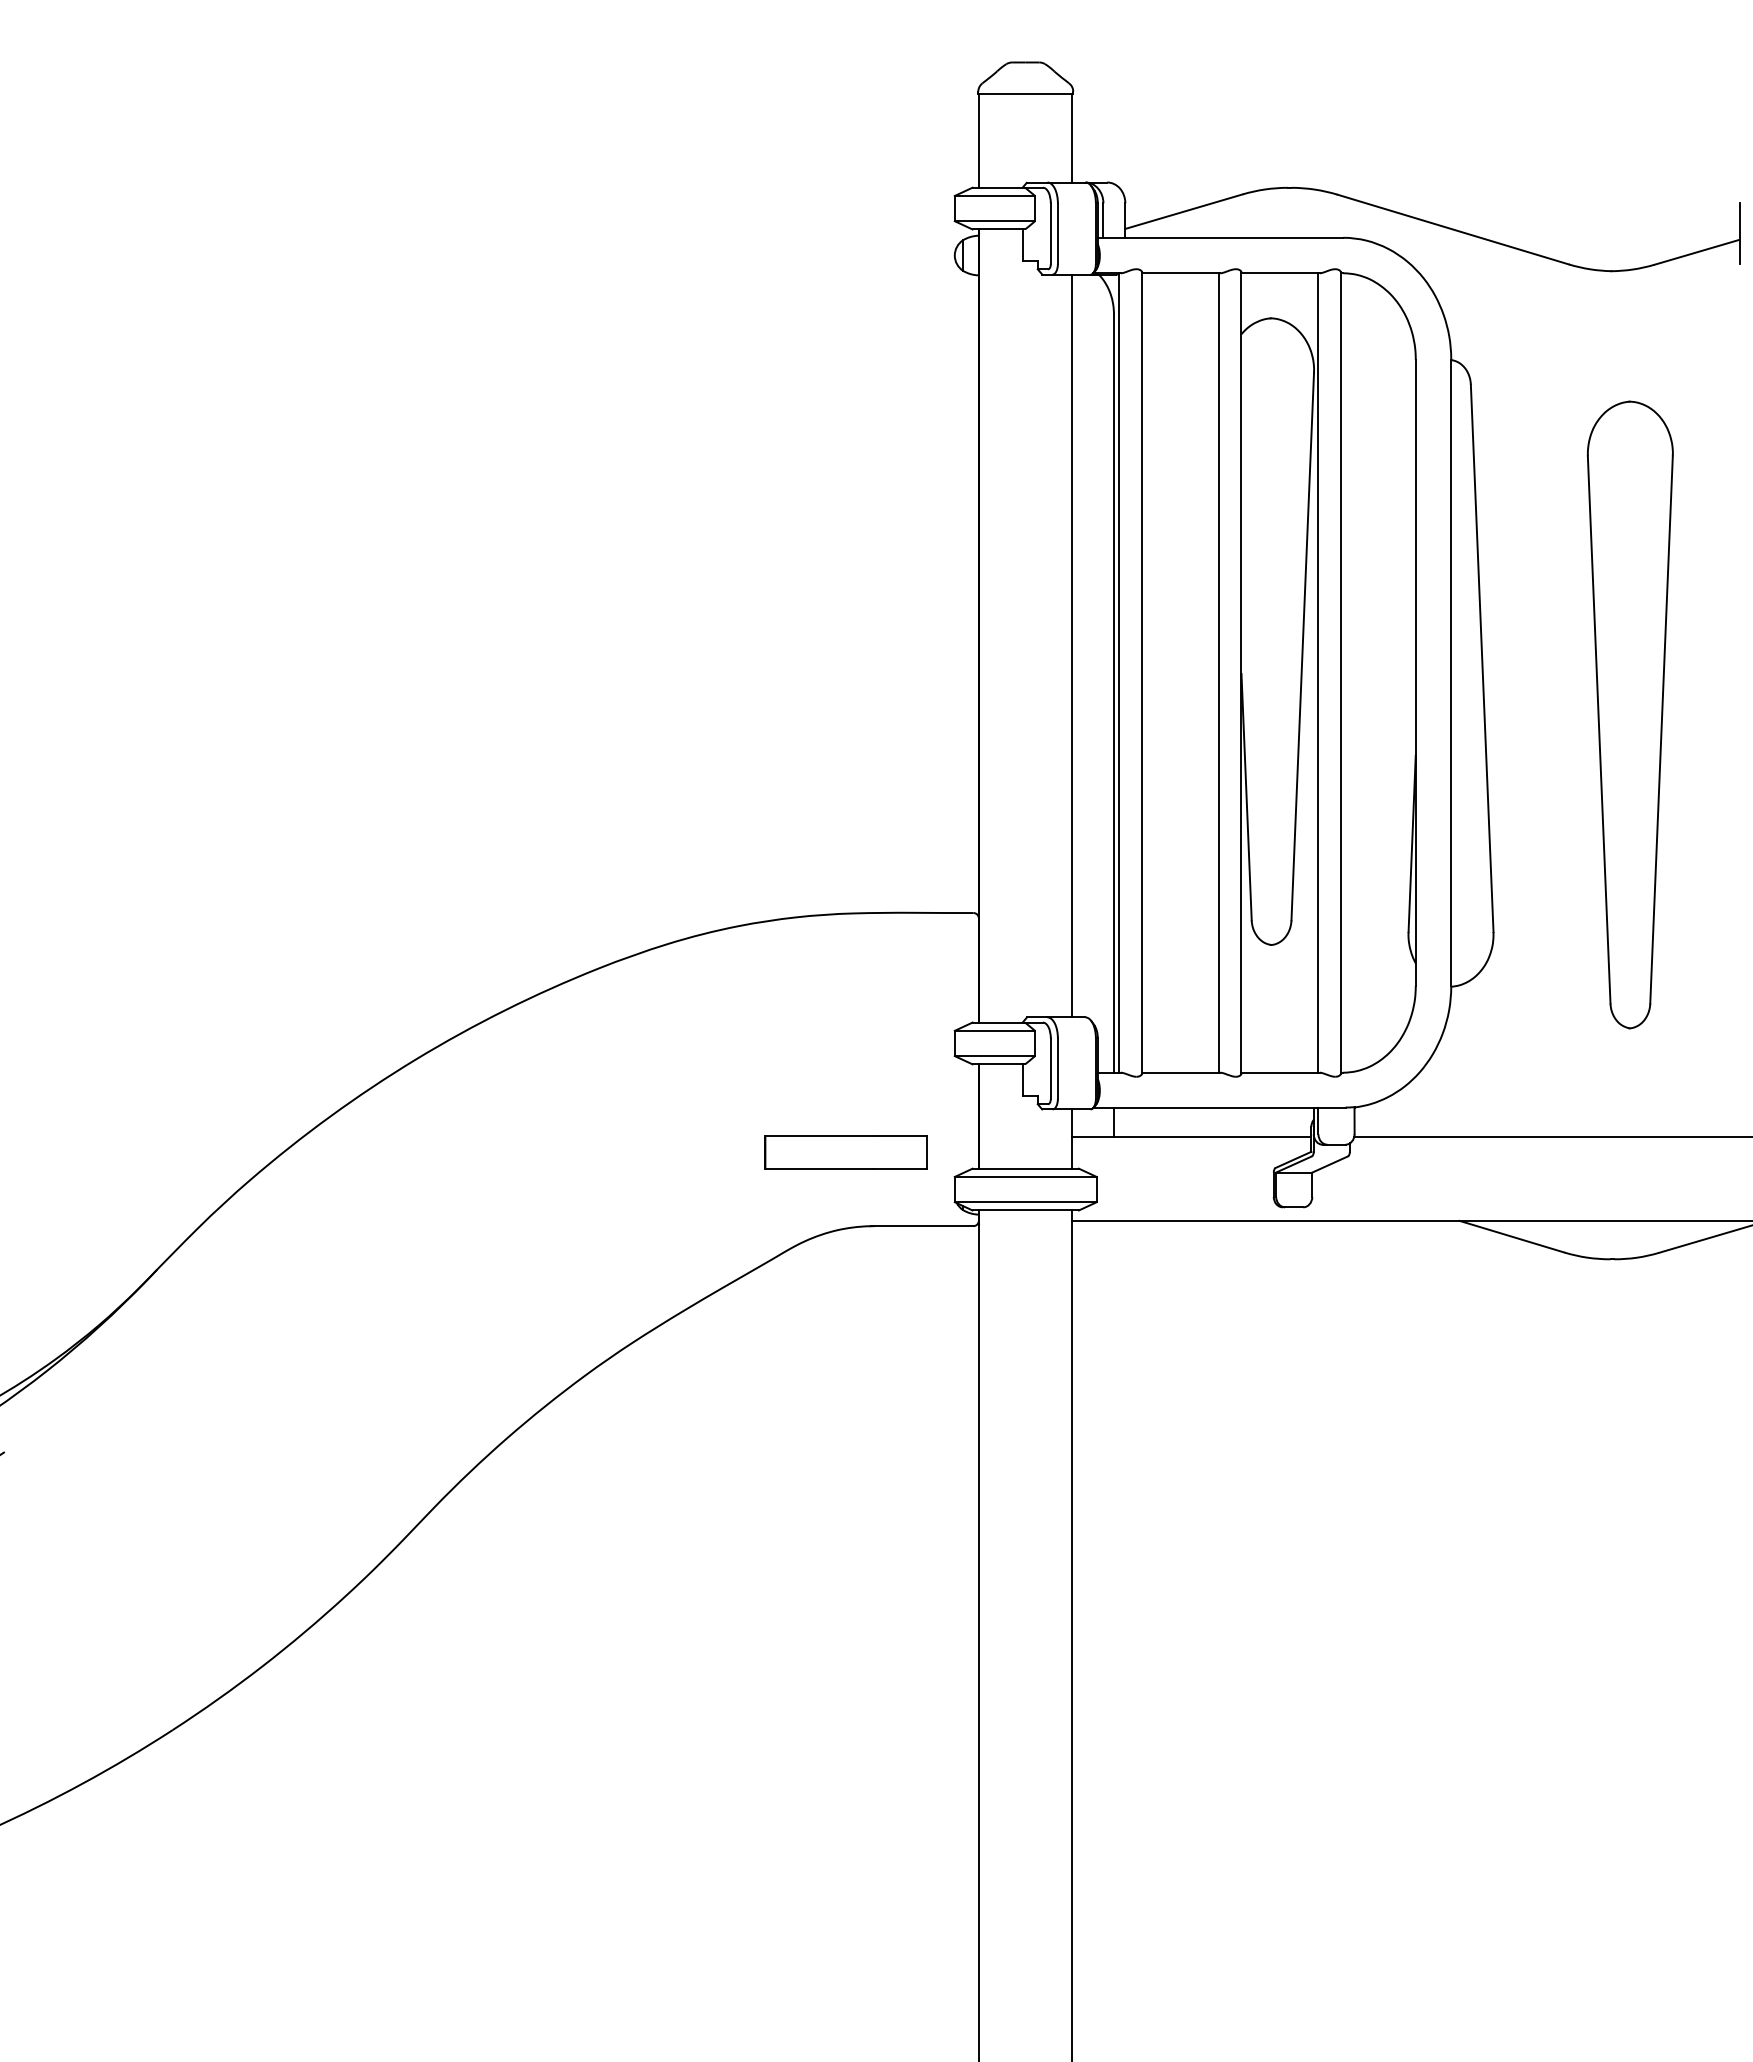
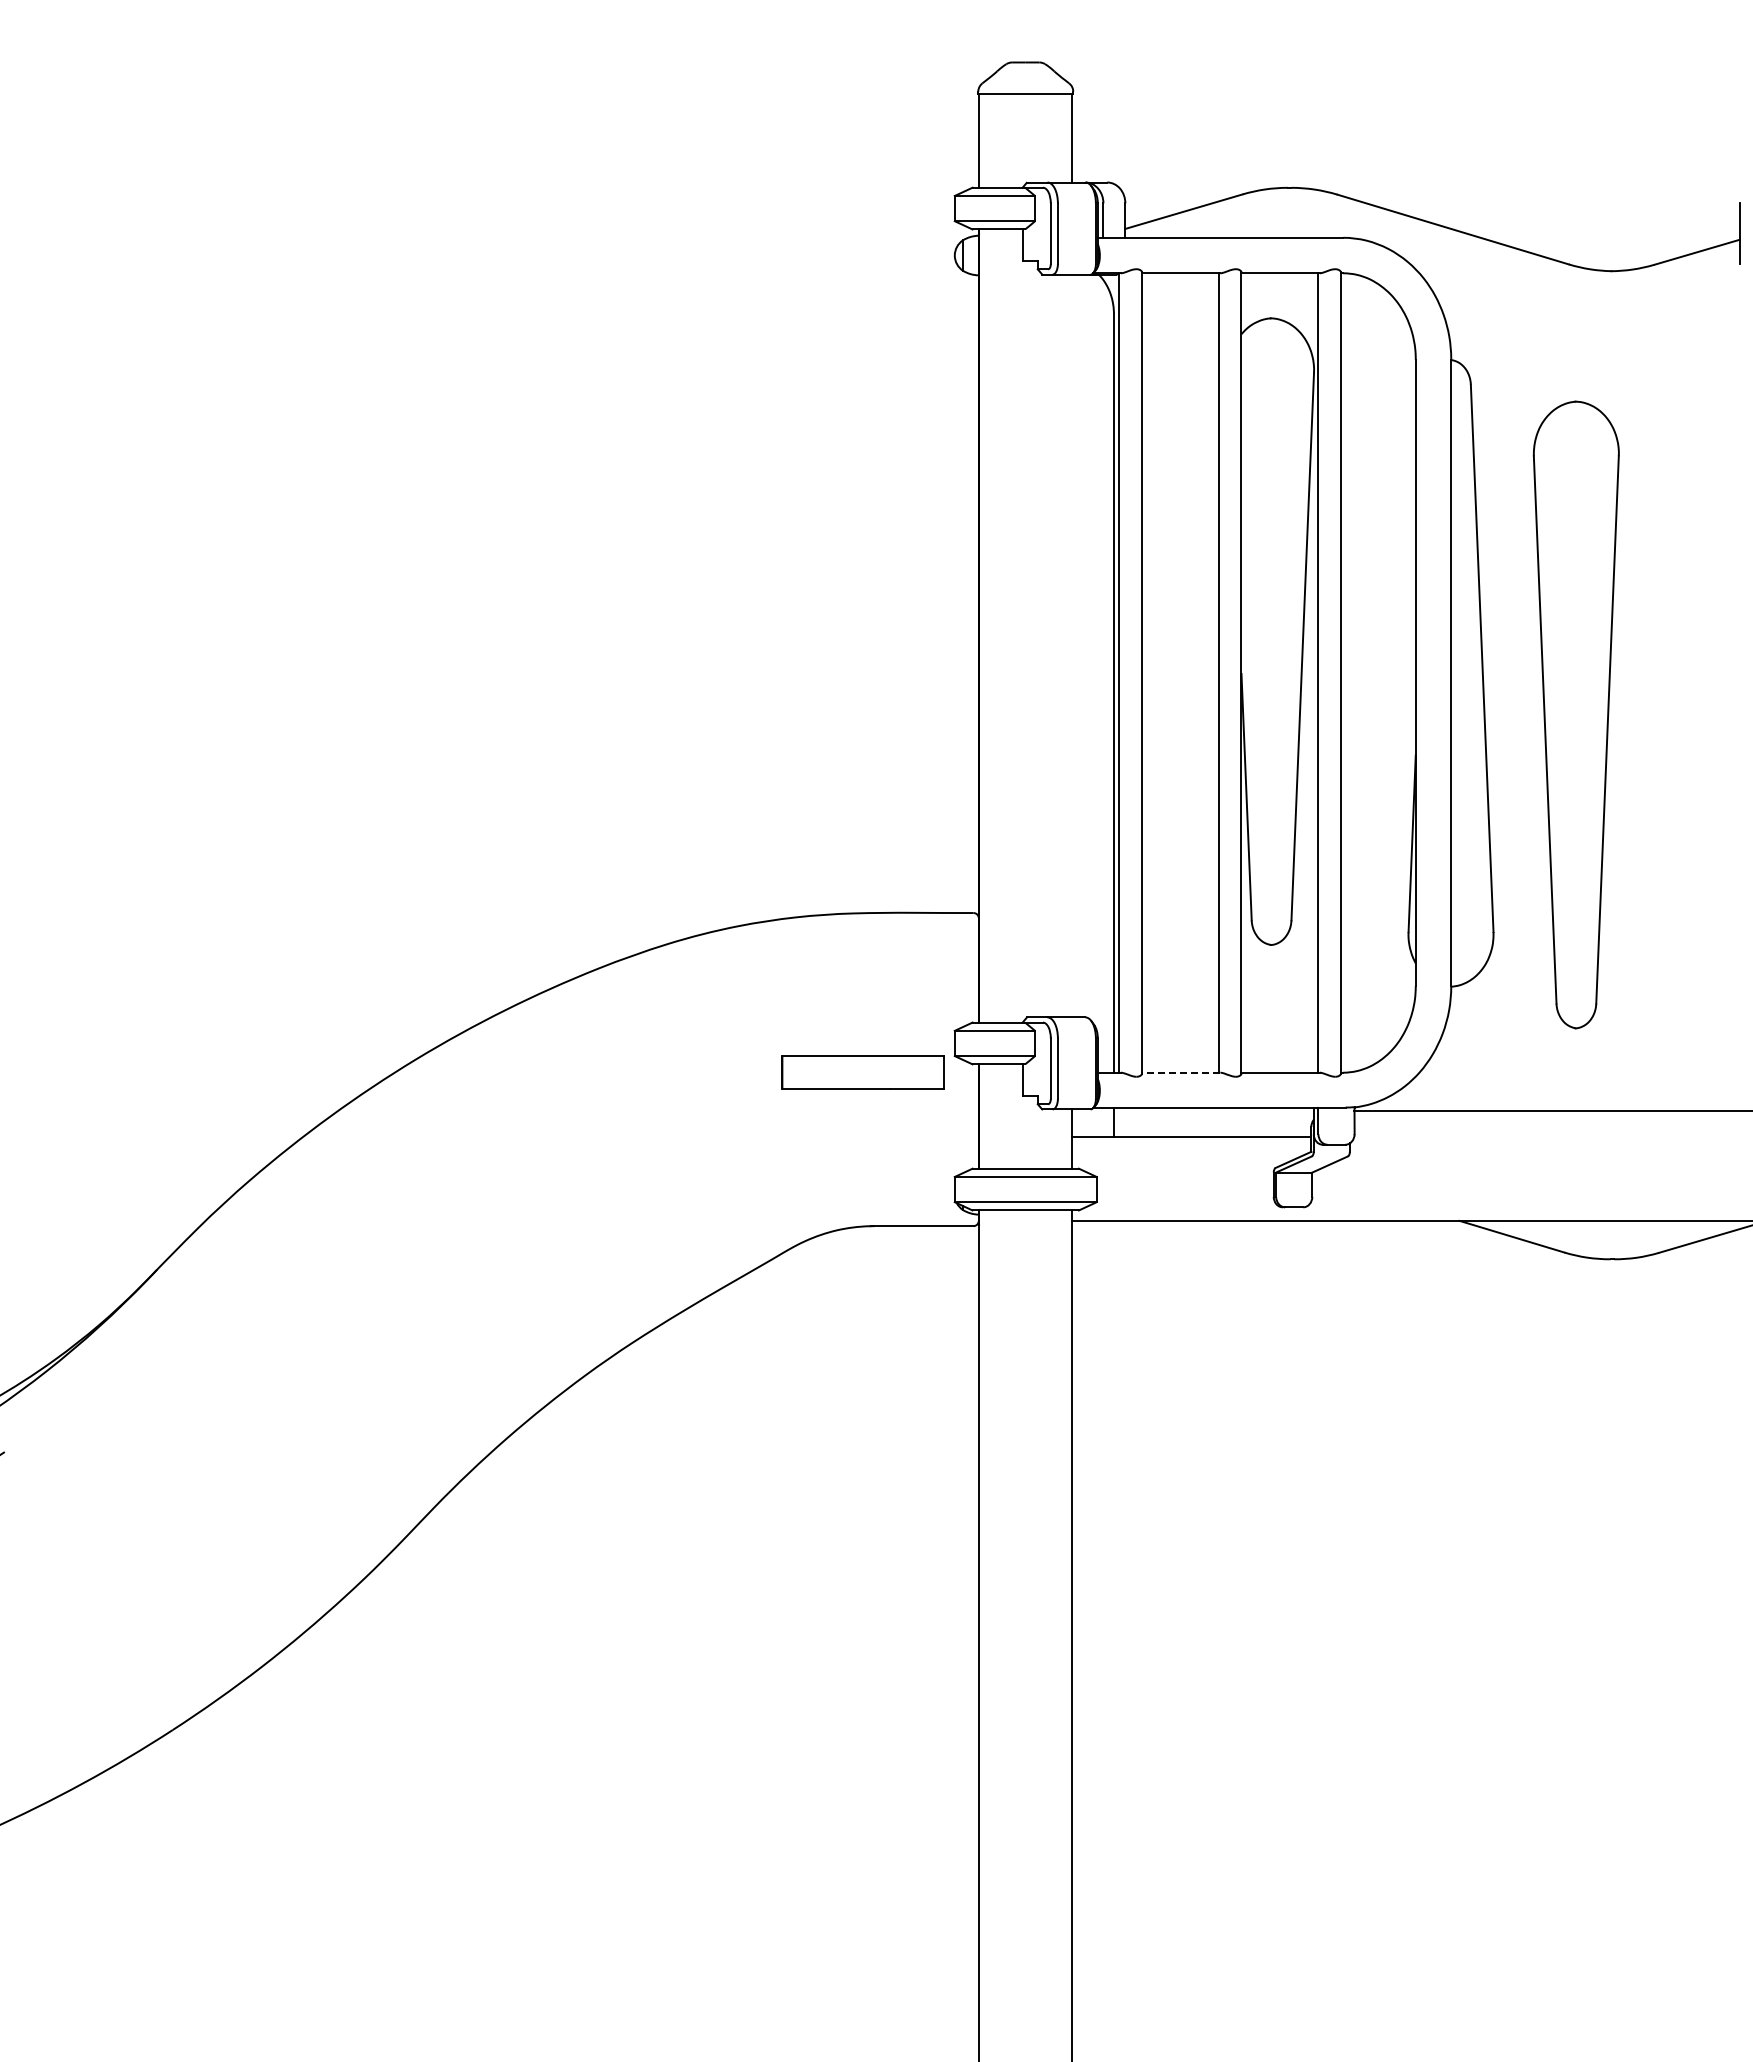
line: present -> none (1072, 645)
part position: (1629, 714) -> (1575, 714) (1575, 714)
line: solid -> dashed (1180, 1072)
line position: (1551, 1137) -> (1551, 1111) (1551, 1111)
part position: (845, 1152) -> (862, 1072) (862, 1072)
